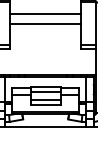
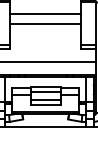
line: none -> present (48, 61)
